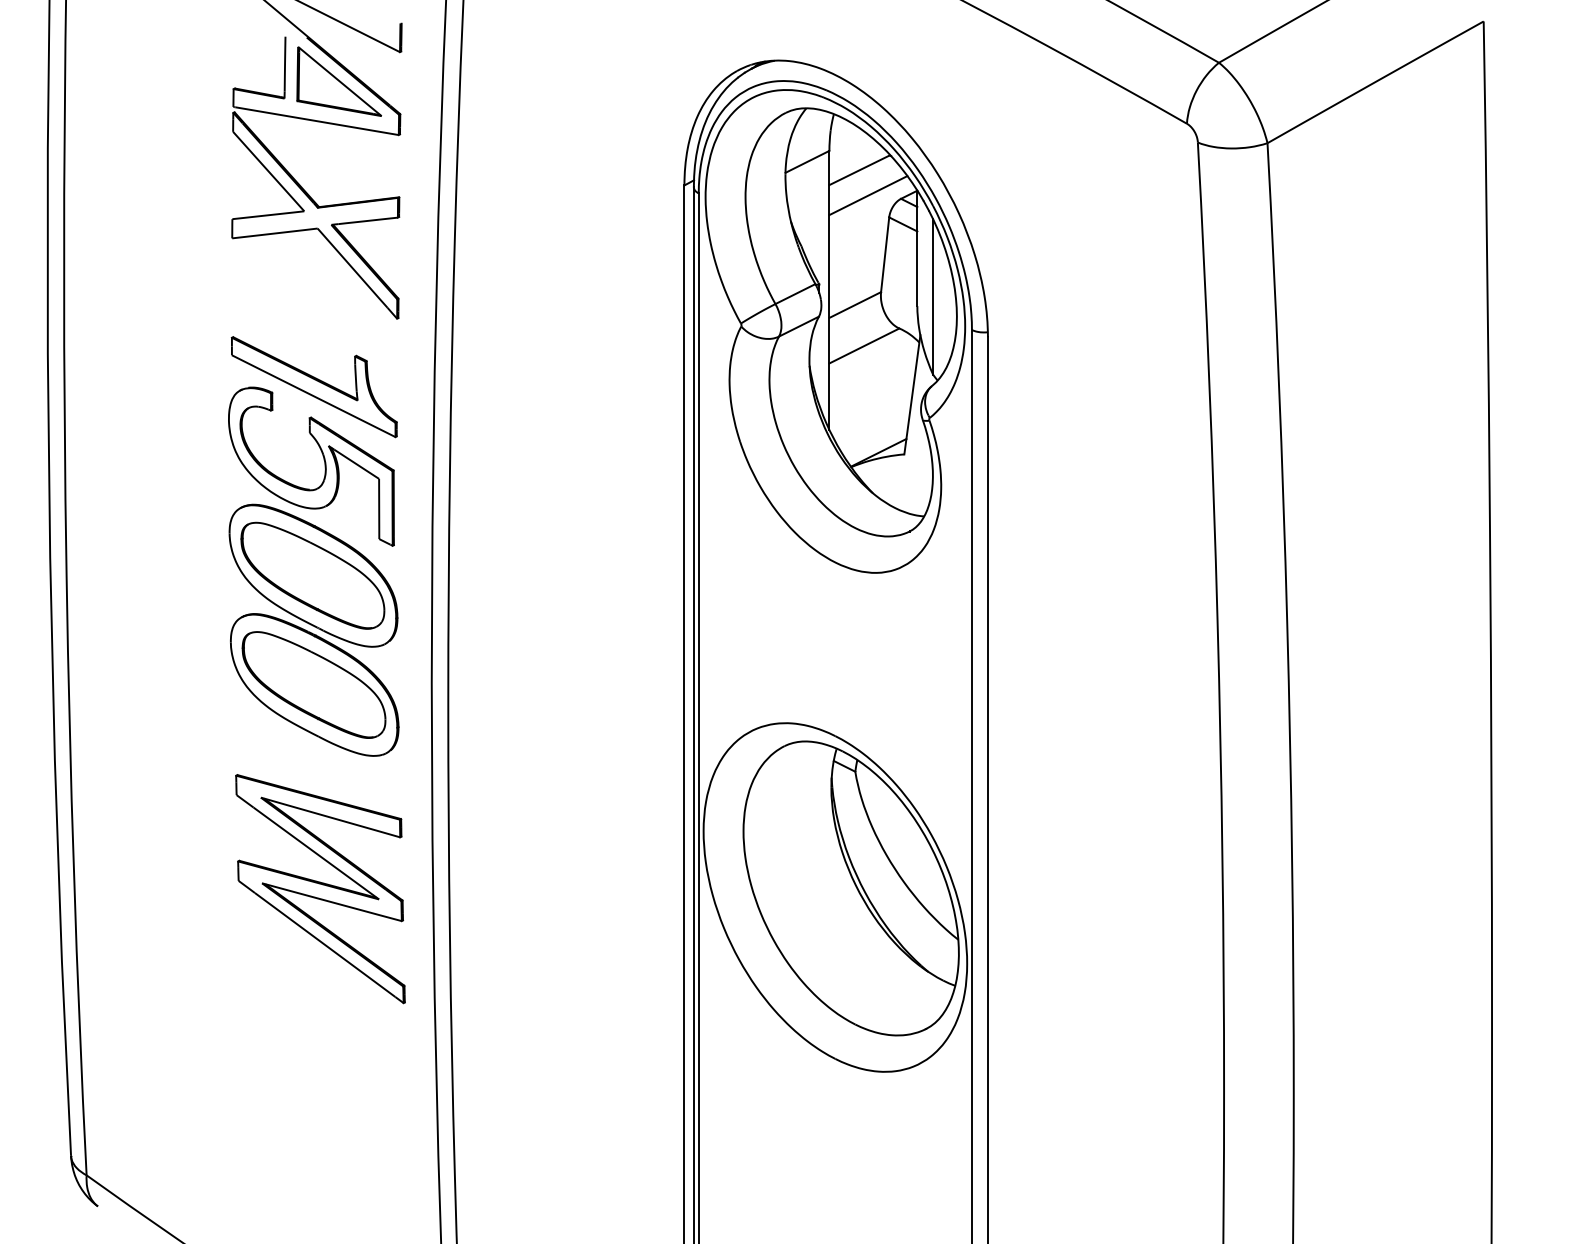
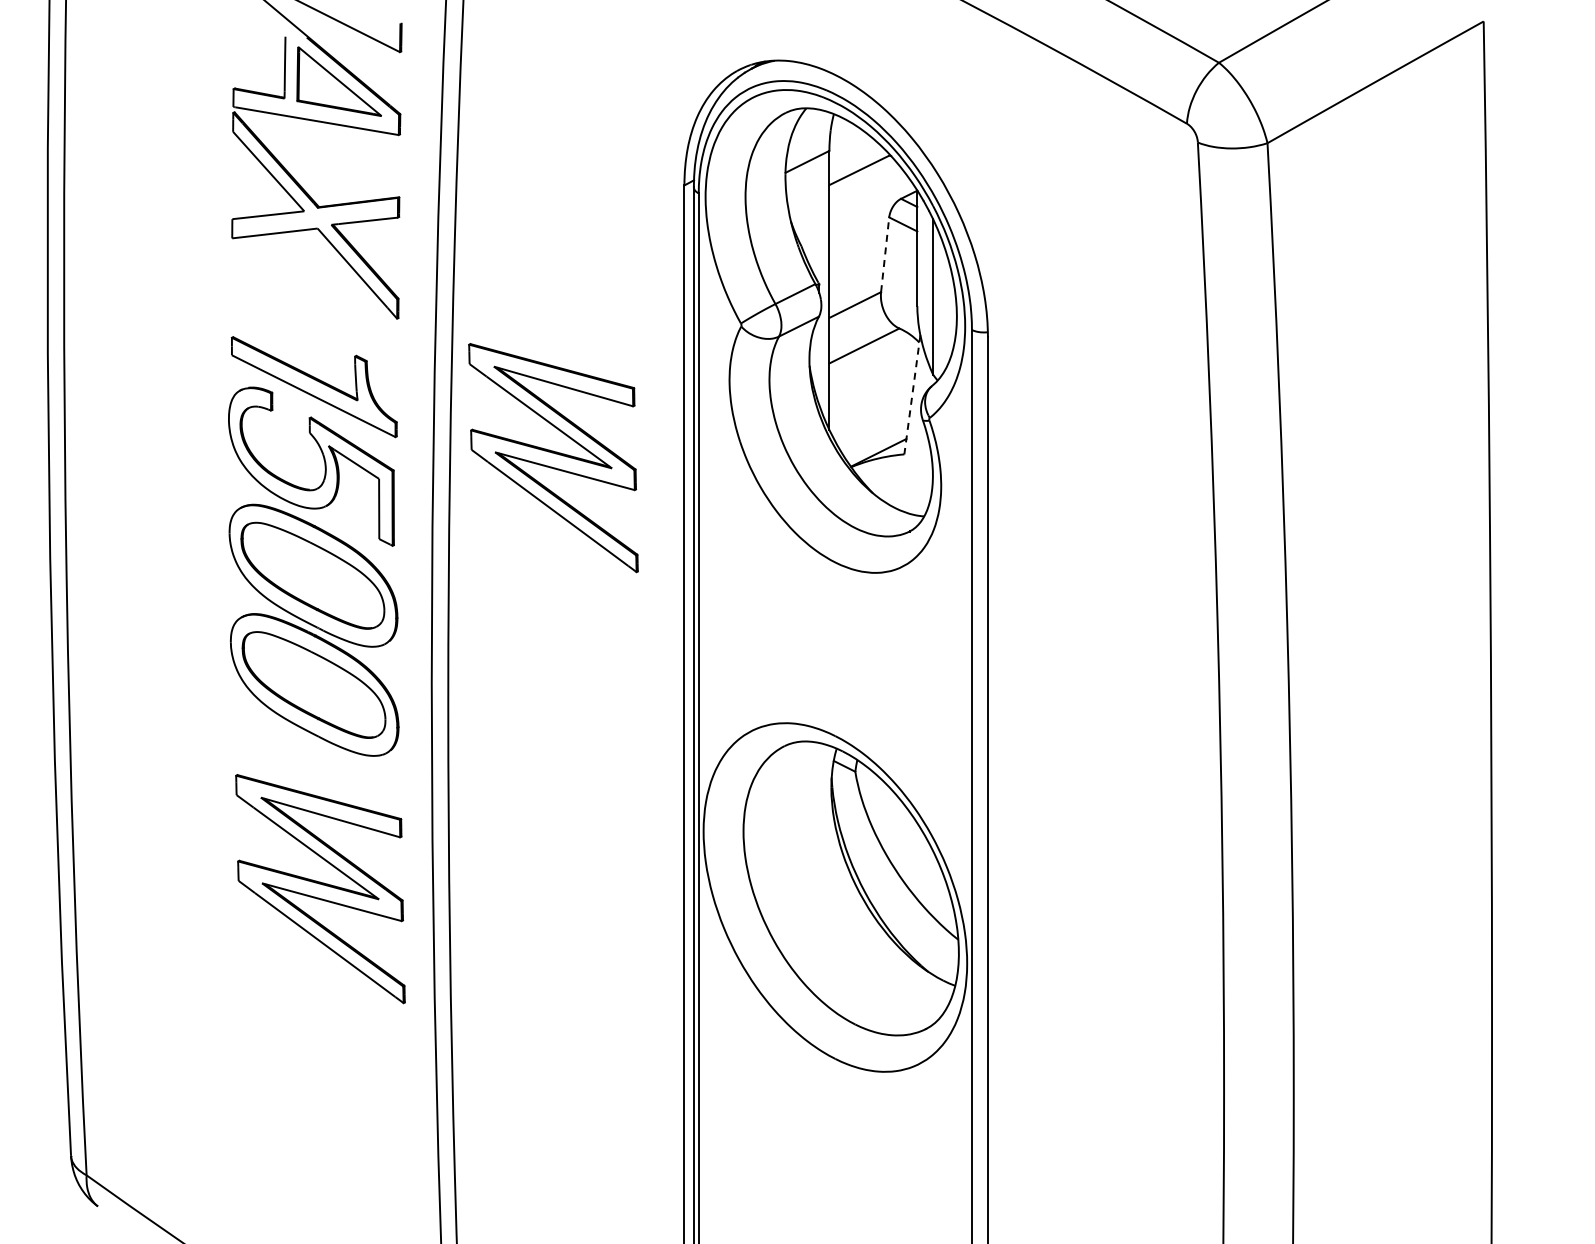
line: present -> none (868, 195)
line: solid -> dashed (885, 254)
line: solid -> dashed (912, 395)
part: none -> present (553, 458)
